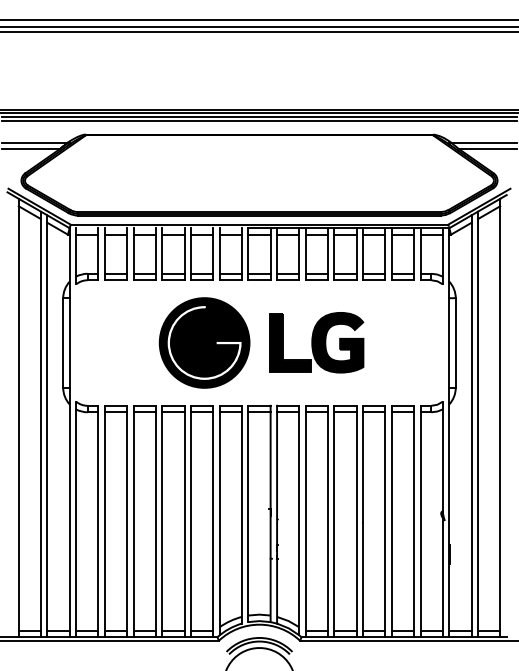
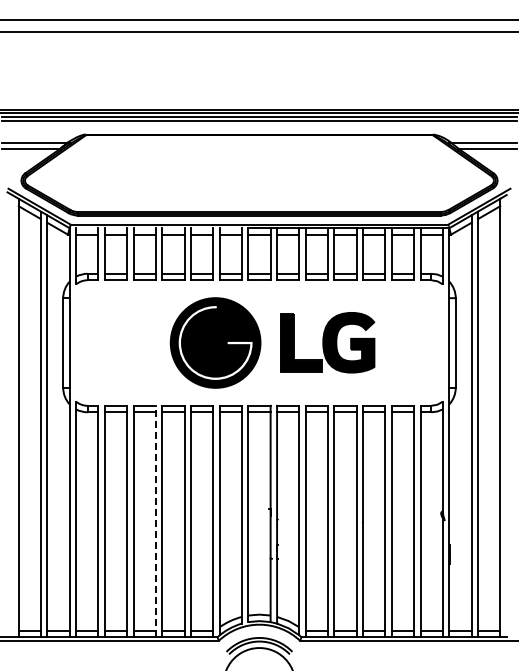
line: present -> none (258, 27)
part position: (269, 342) -> (280, 342) (280, 342)
line: solid -> dashed (155, 521)
